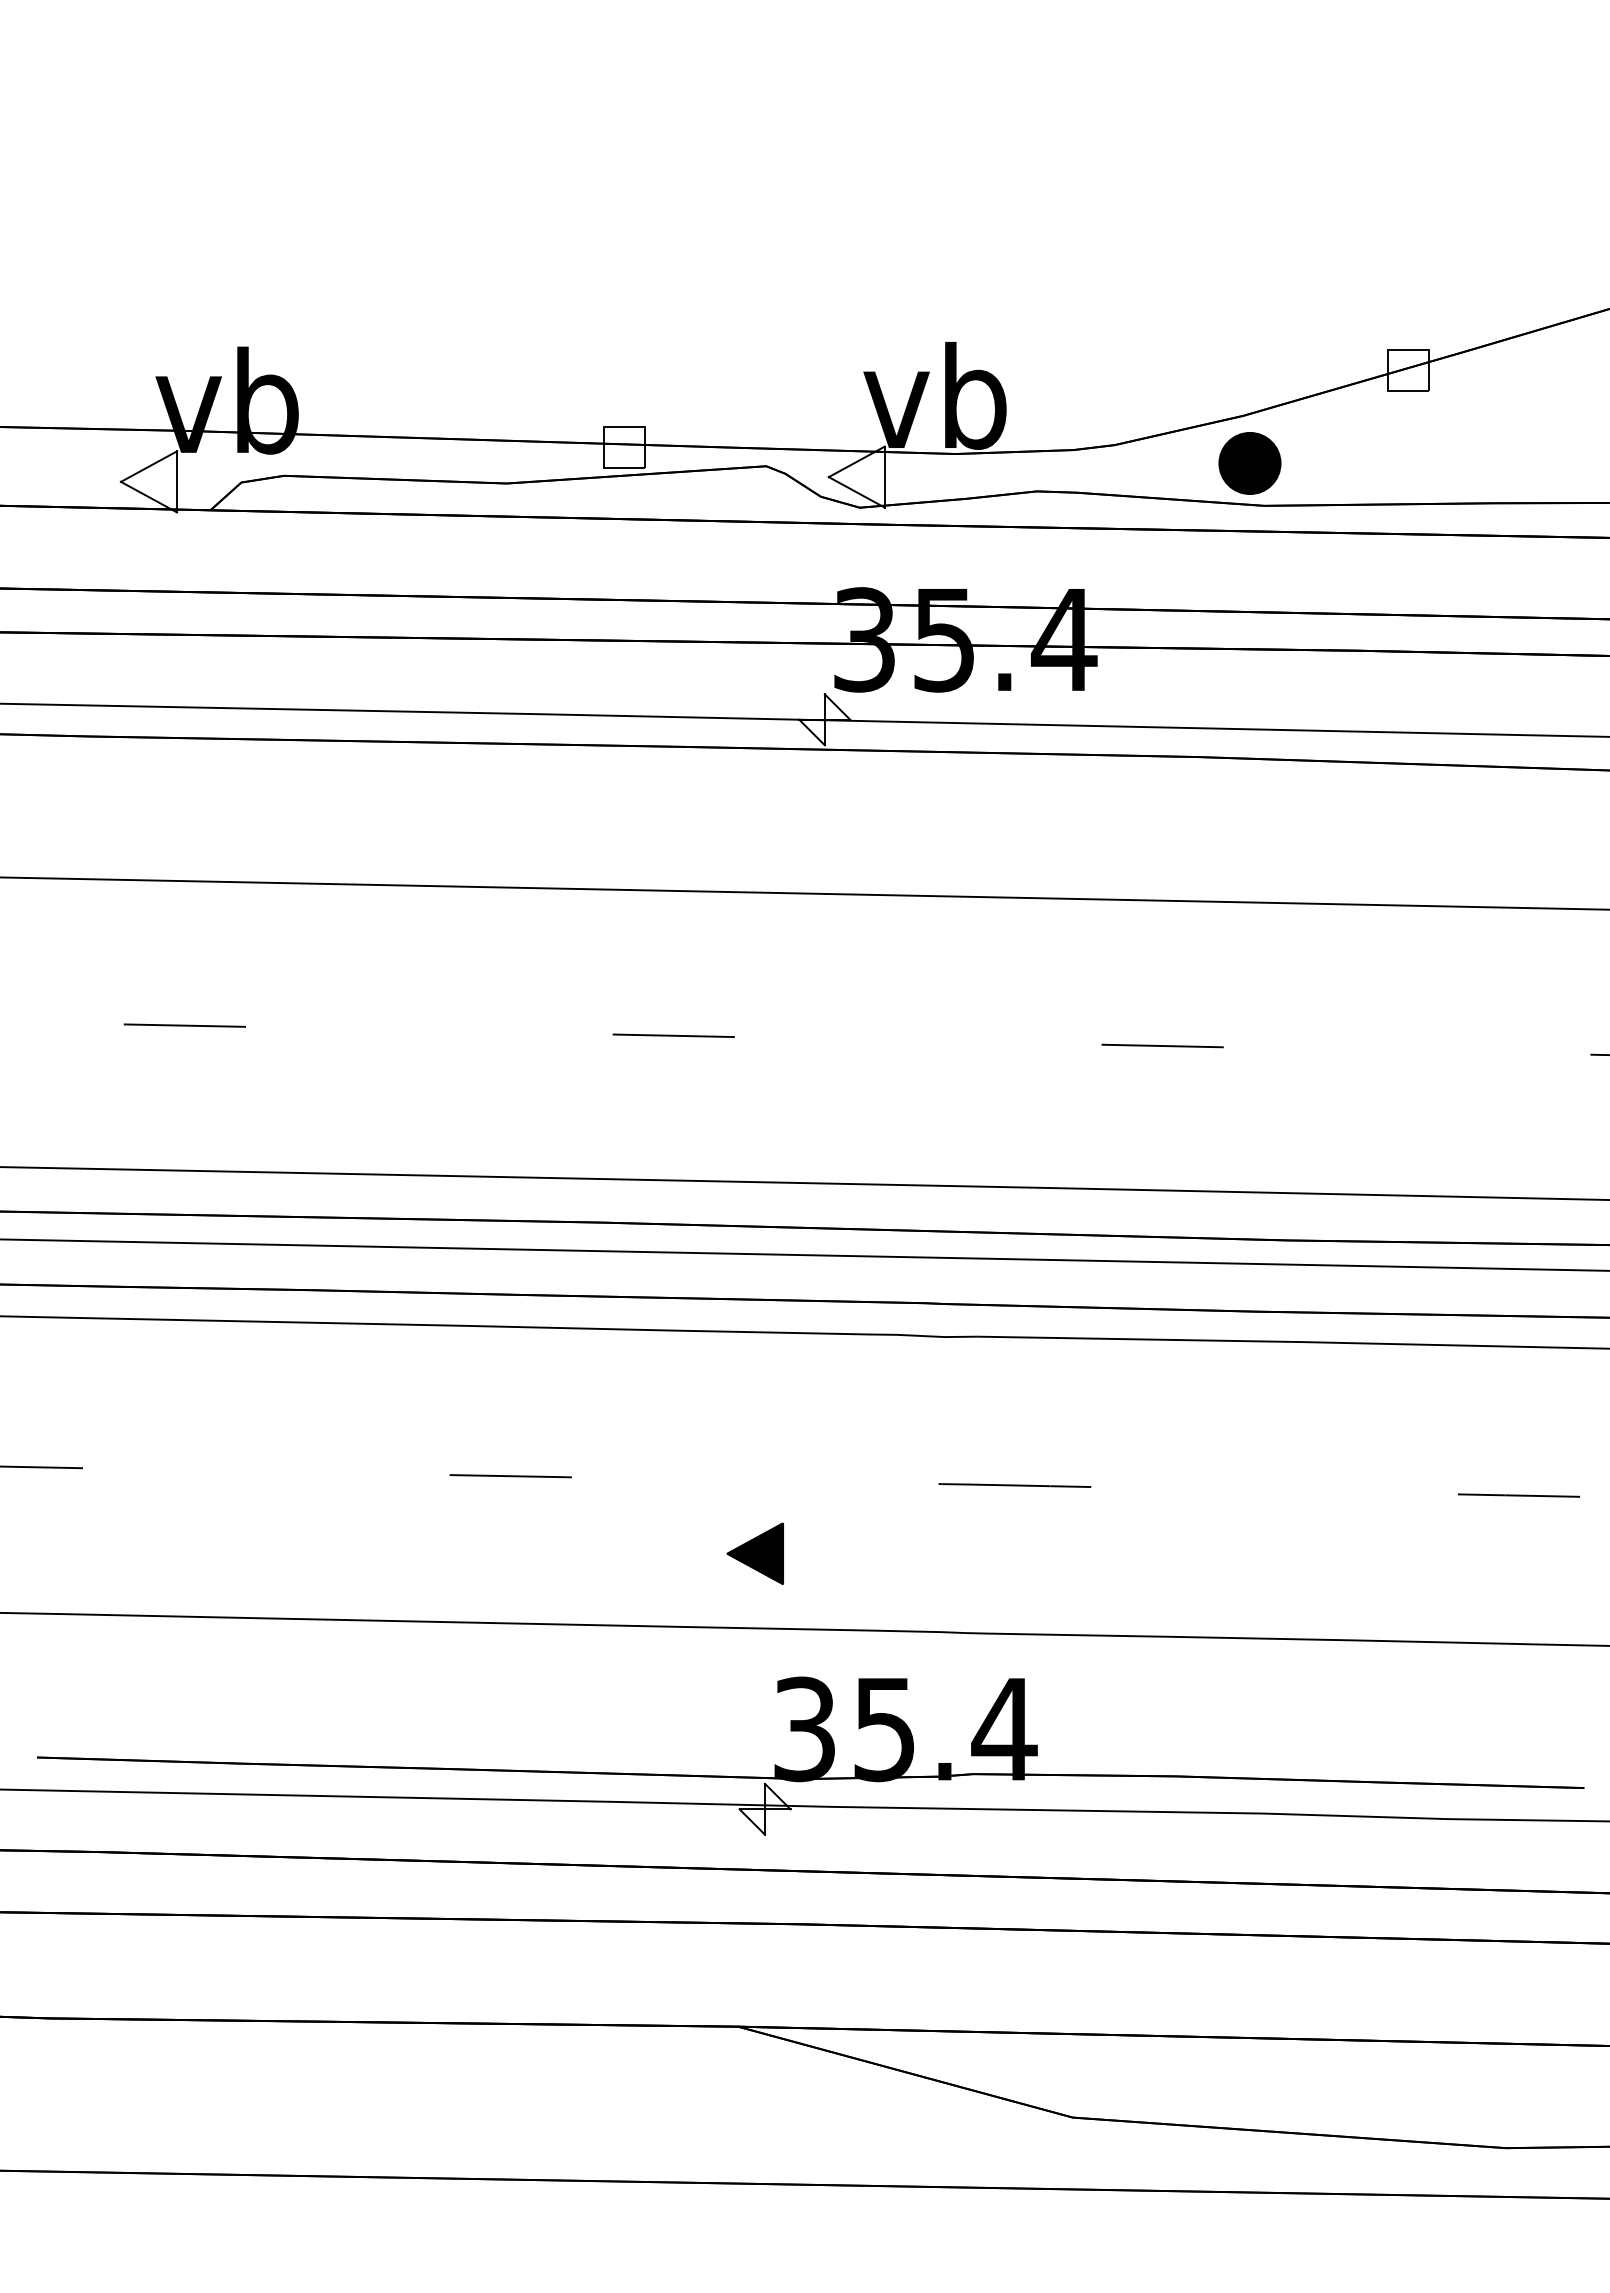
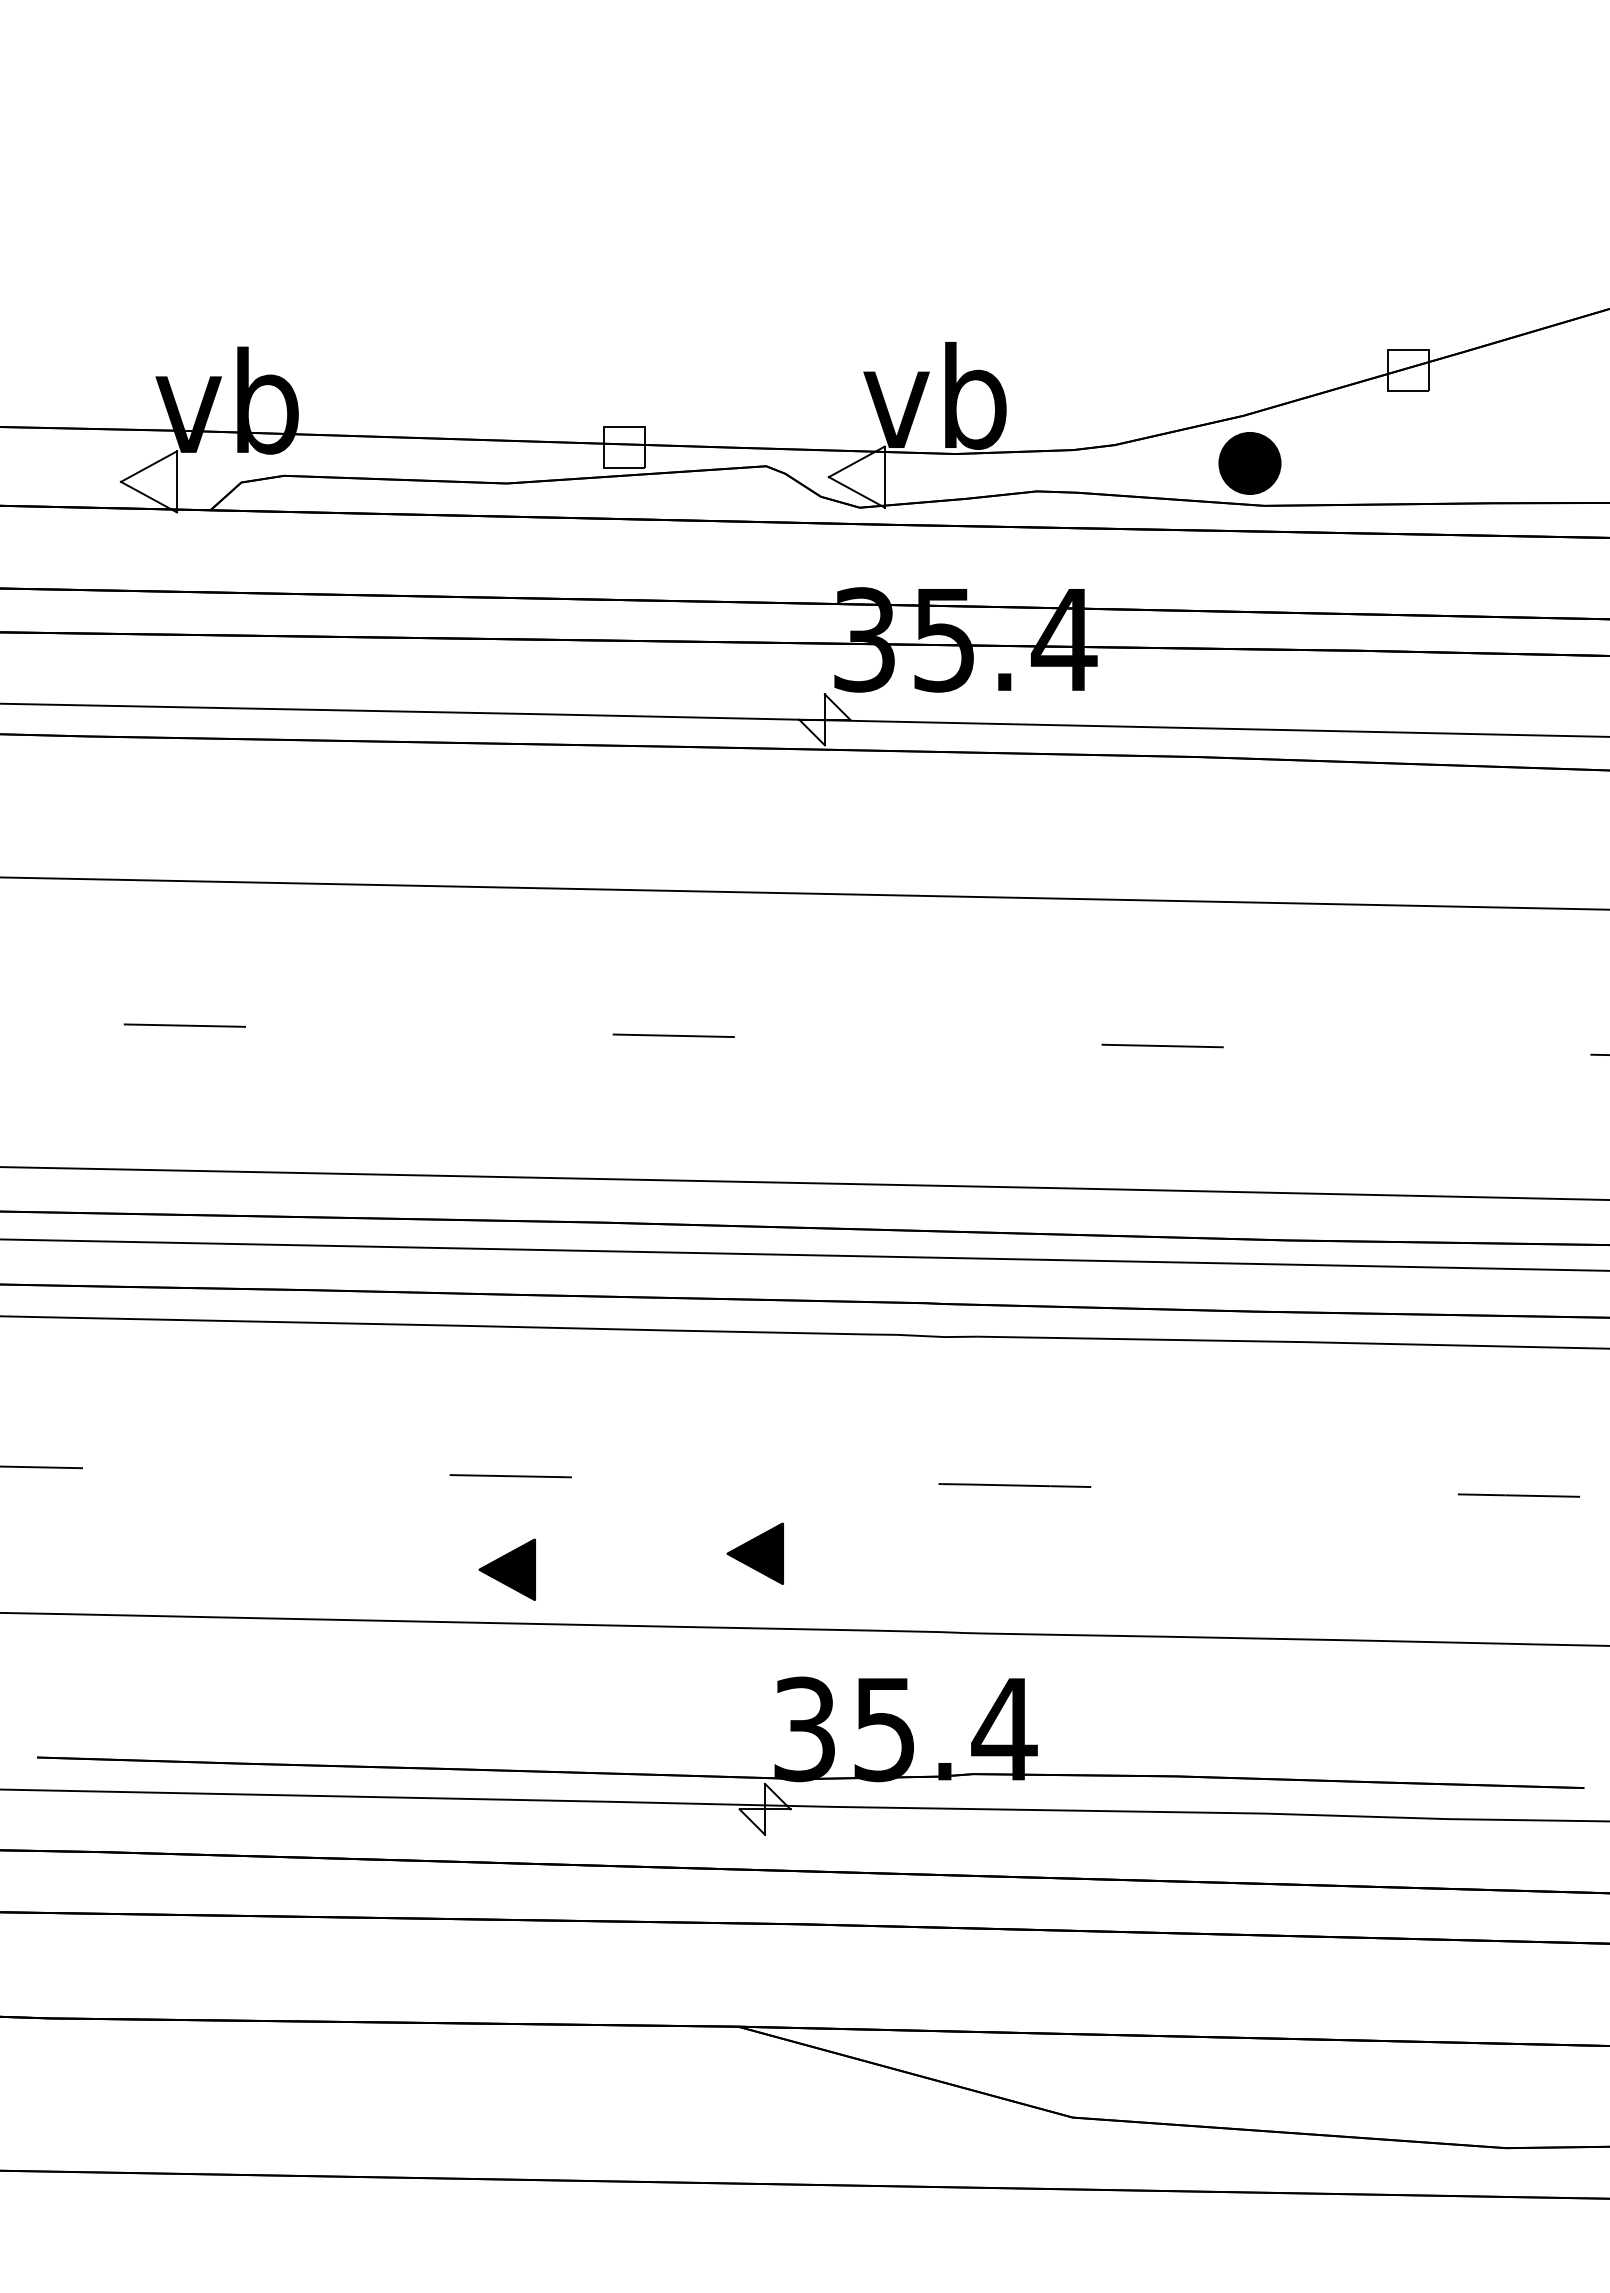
part: none -> present (506, 1569)
